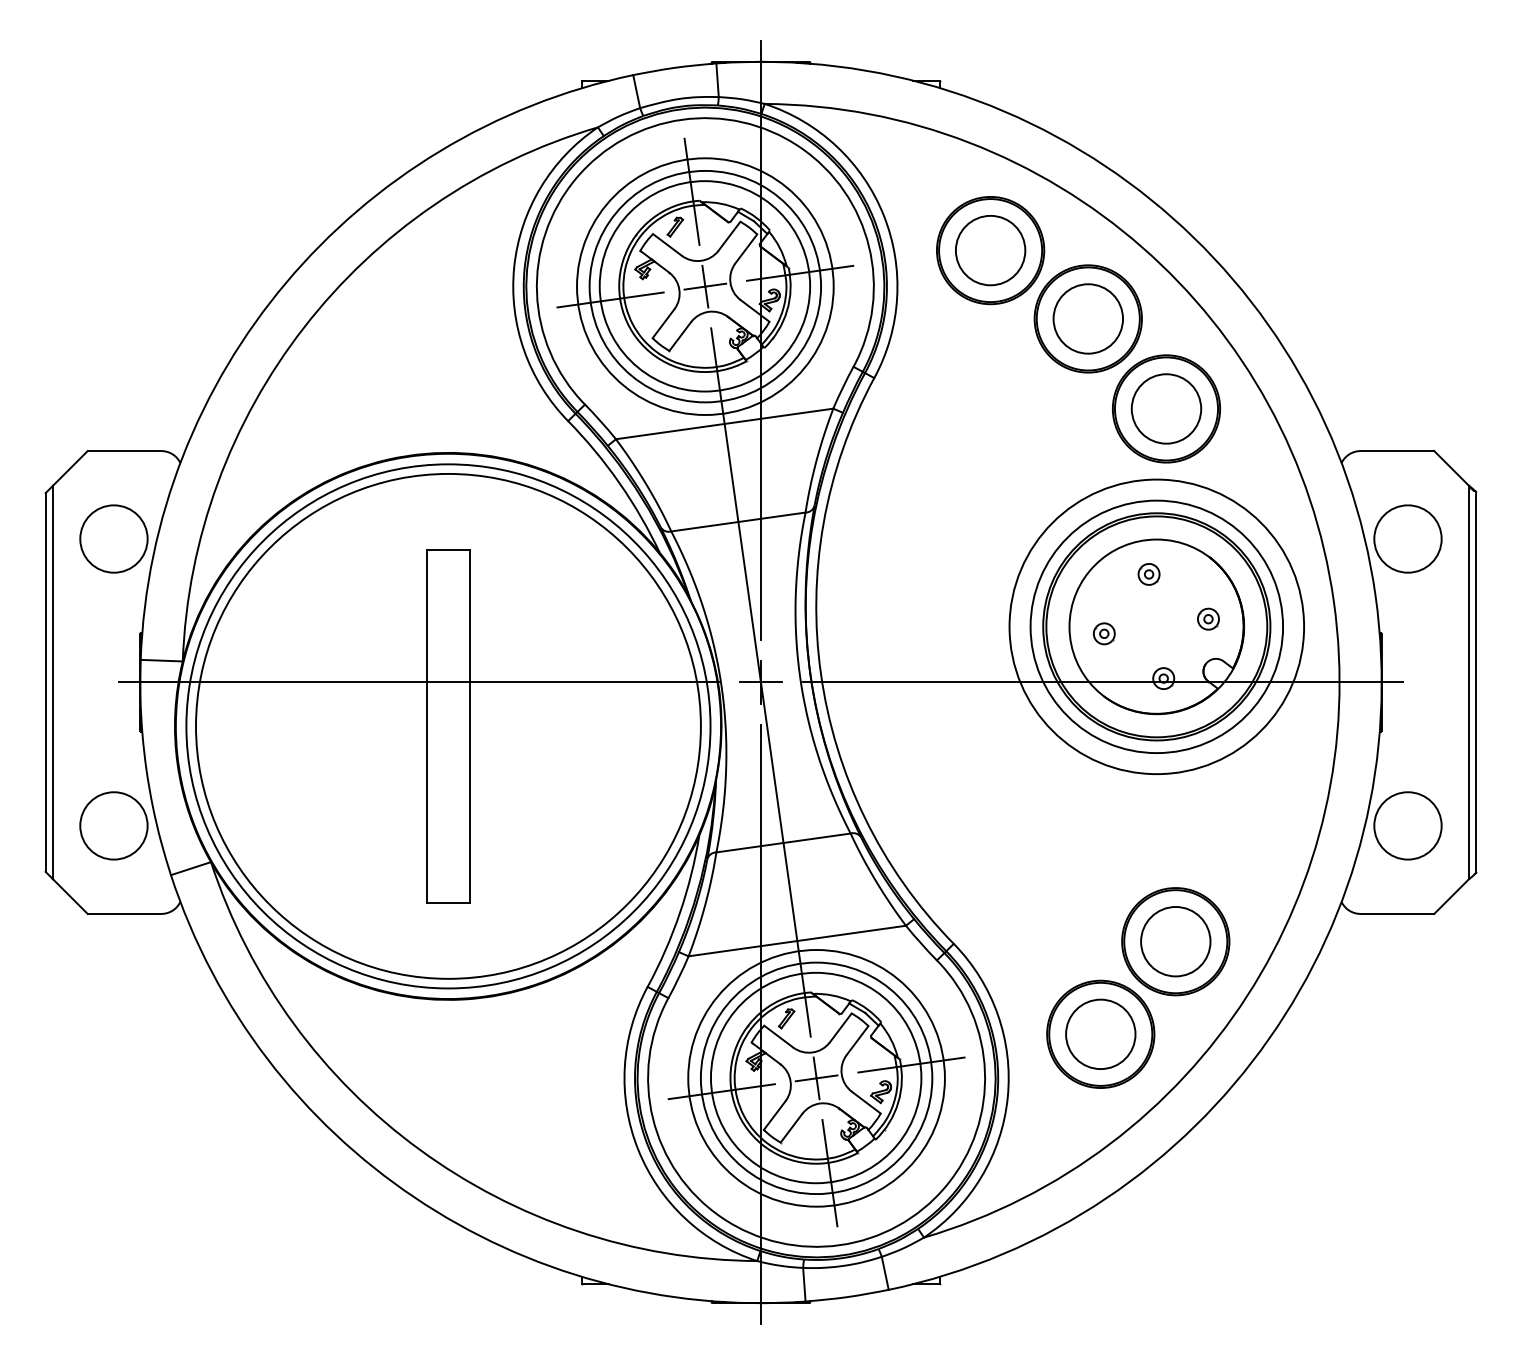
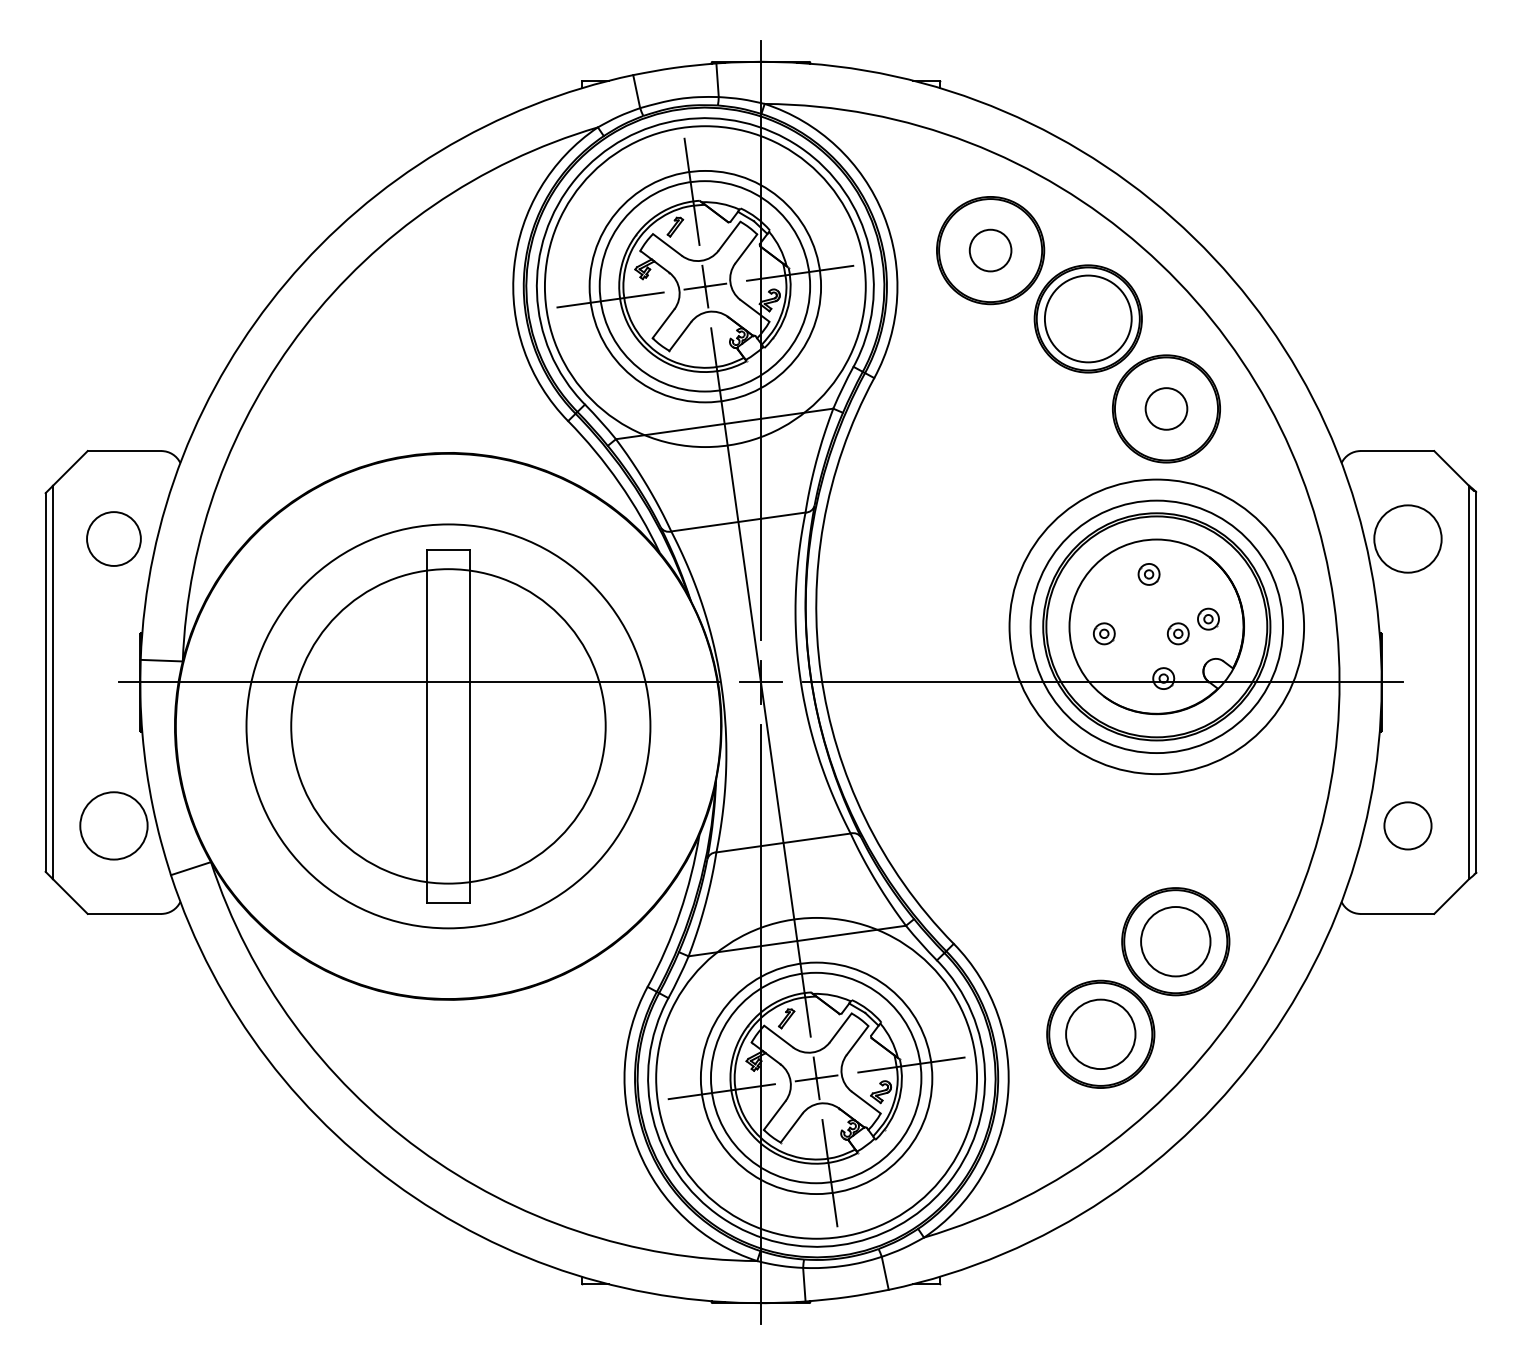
circle diameter: 69 px -> 42 px (990, 250)
circle diameter: 257 px -> 321 px (704, 286)
circle diameter: 69 px -> 87 px (1087, 318)
circle diameter: 69 px -> 42 px (1166, 408)
circle diameter: 67 px -> 54 px (113, 538)
part: none -> present (1178, 633)
circle diameter: 505 px -> 404 px (448, 726)
circle diameter: 524 px -> 314 px (448, 726)
circle diameter: 67 px -> 47 px (1407, 825)
circle diameter: 257 px -> 321 px (816, 1077)
